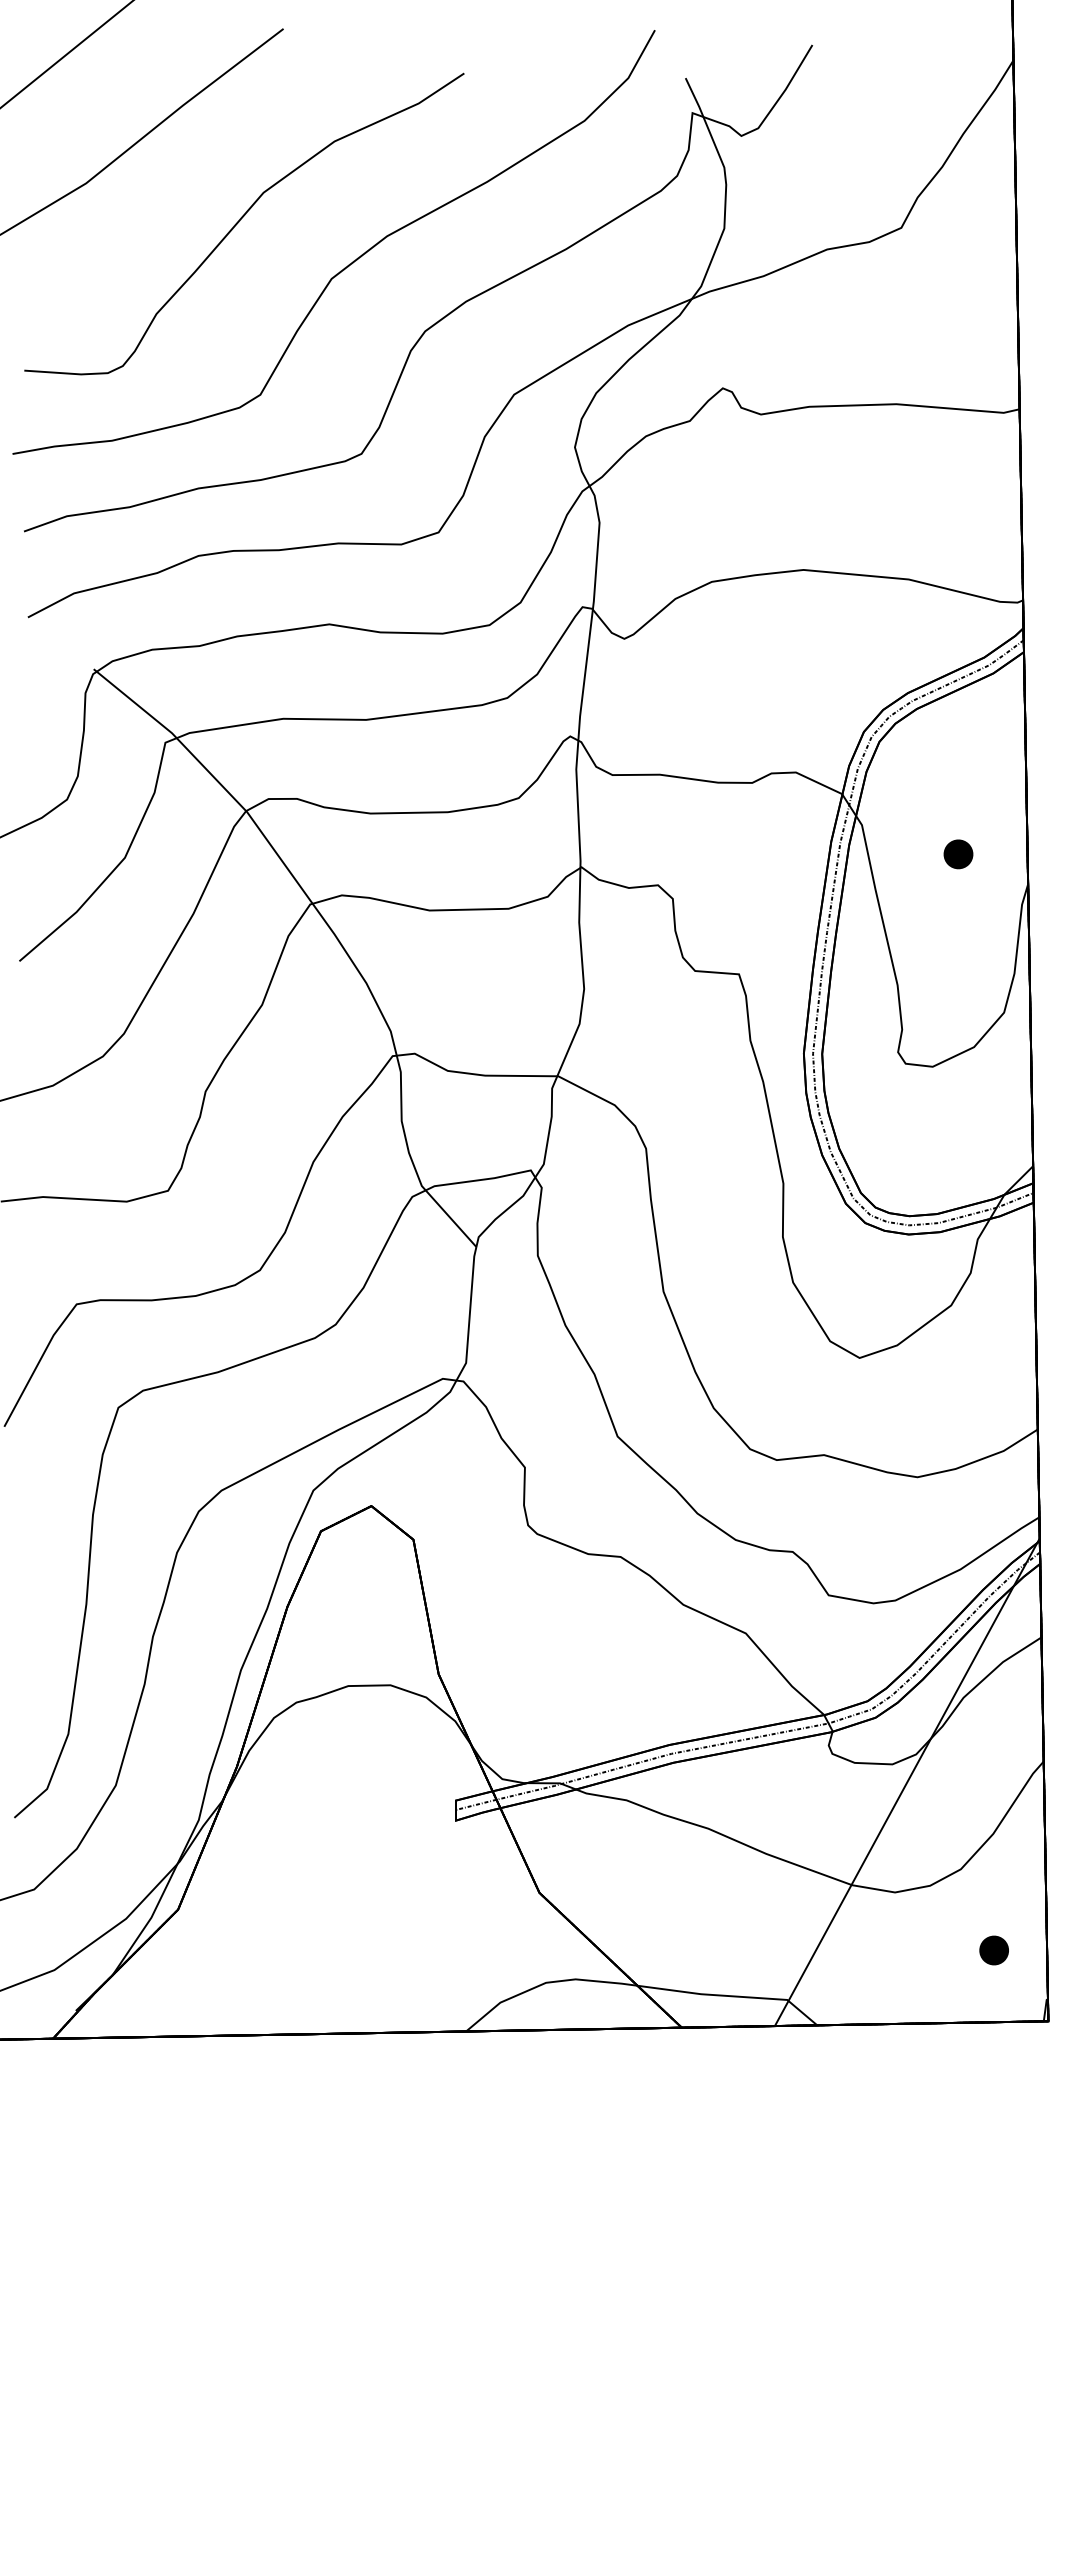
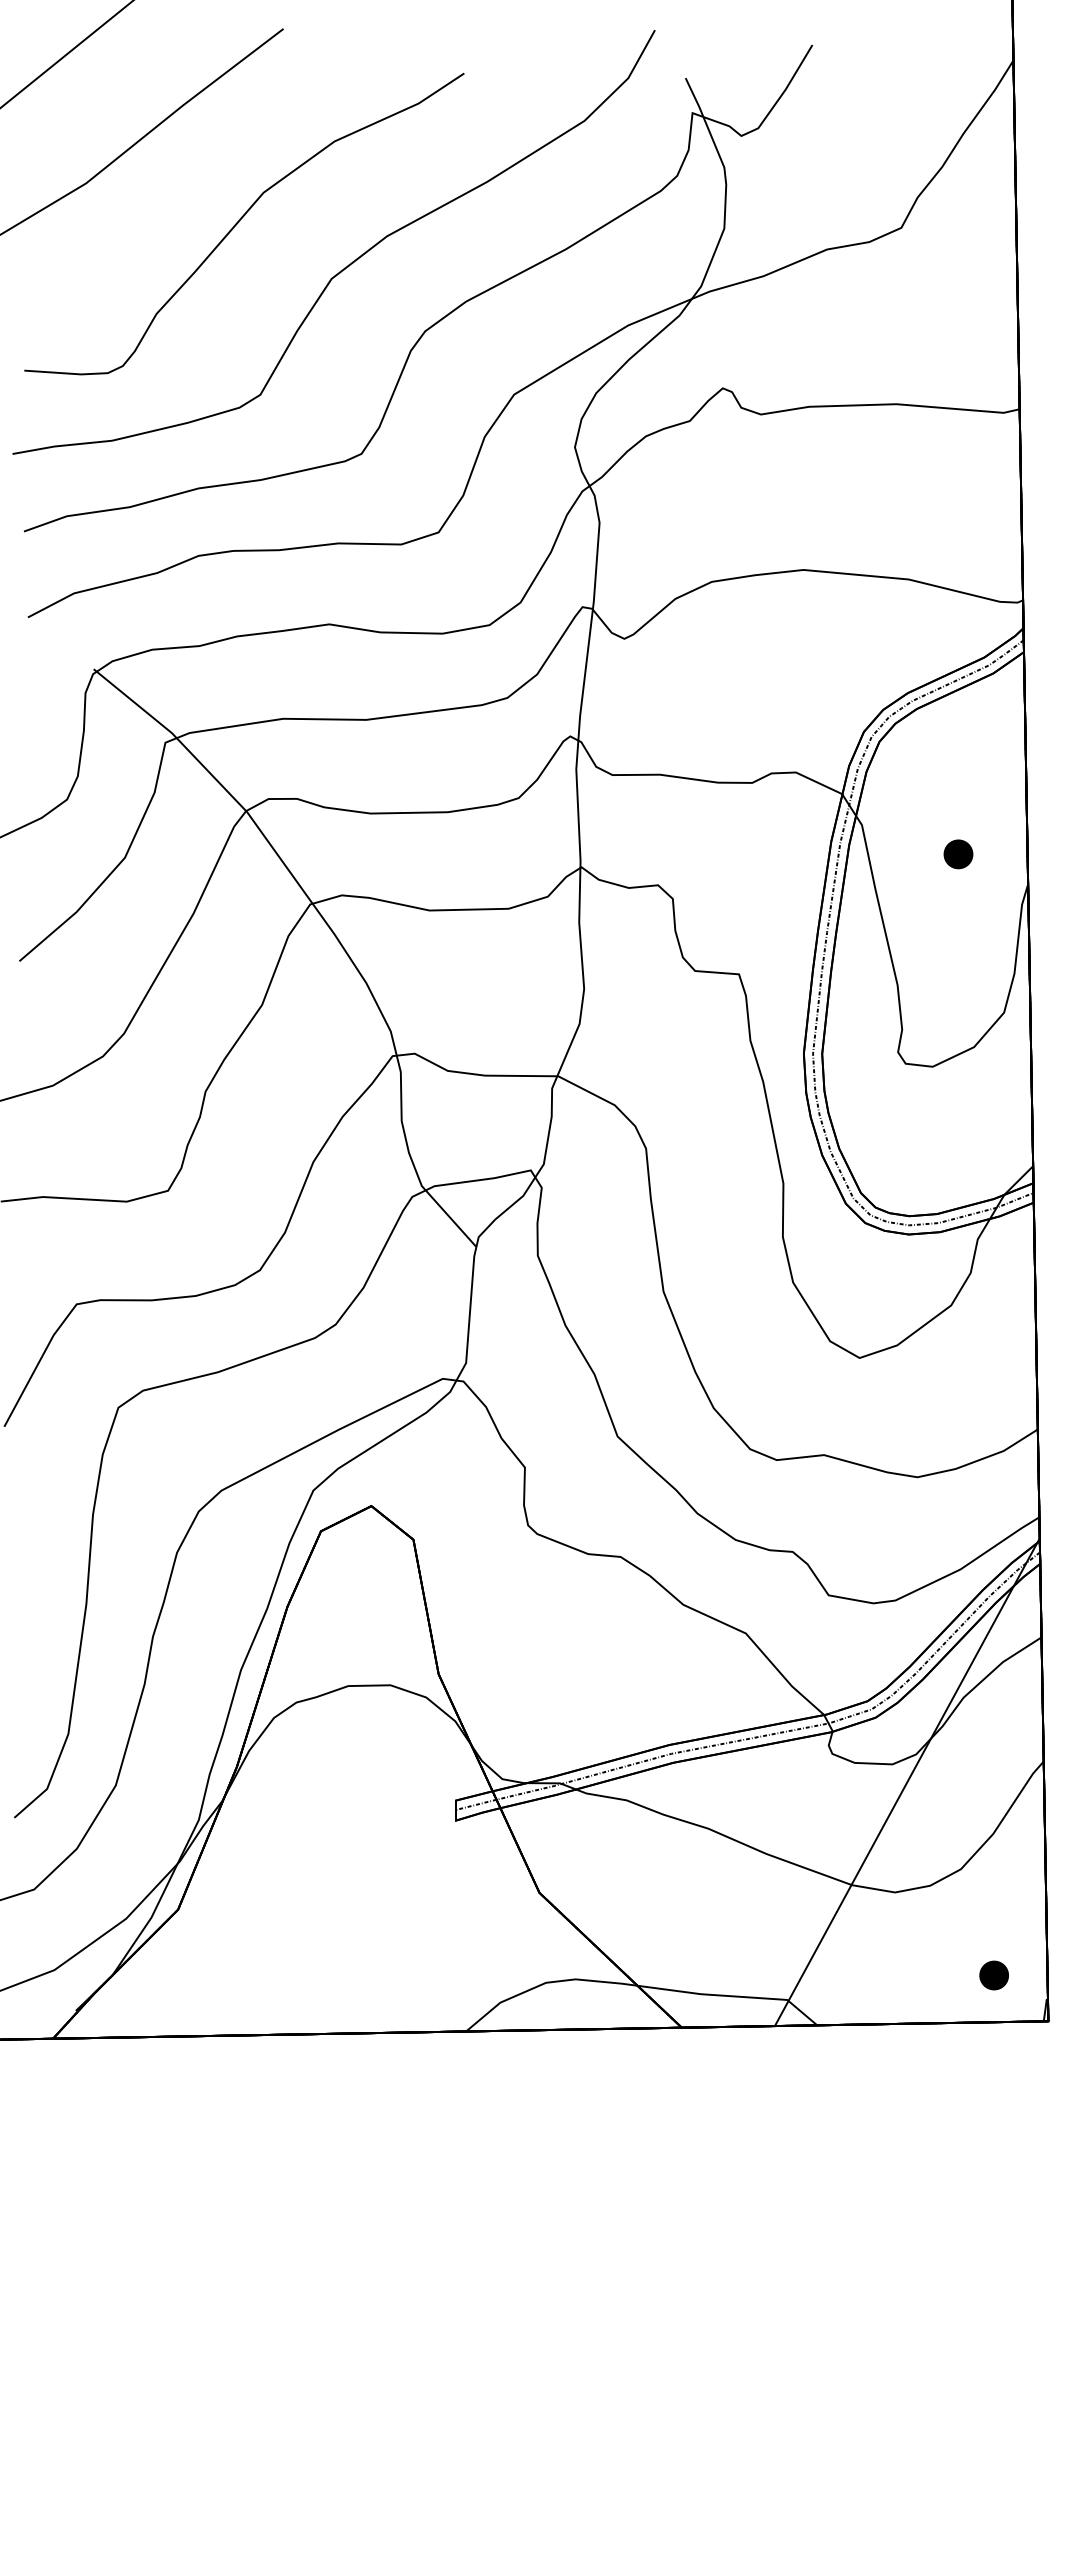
part position: (993, 1950) -> (993, 1975) (993, 1975)
